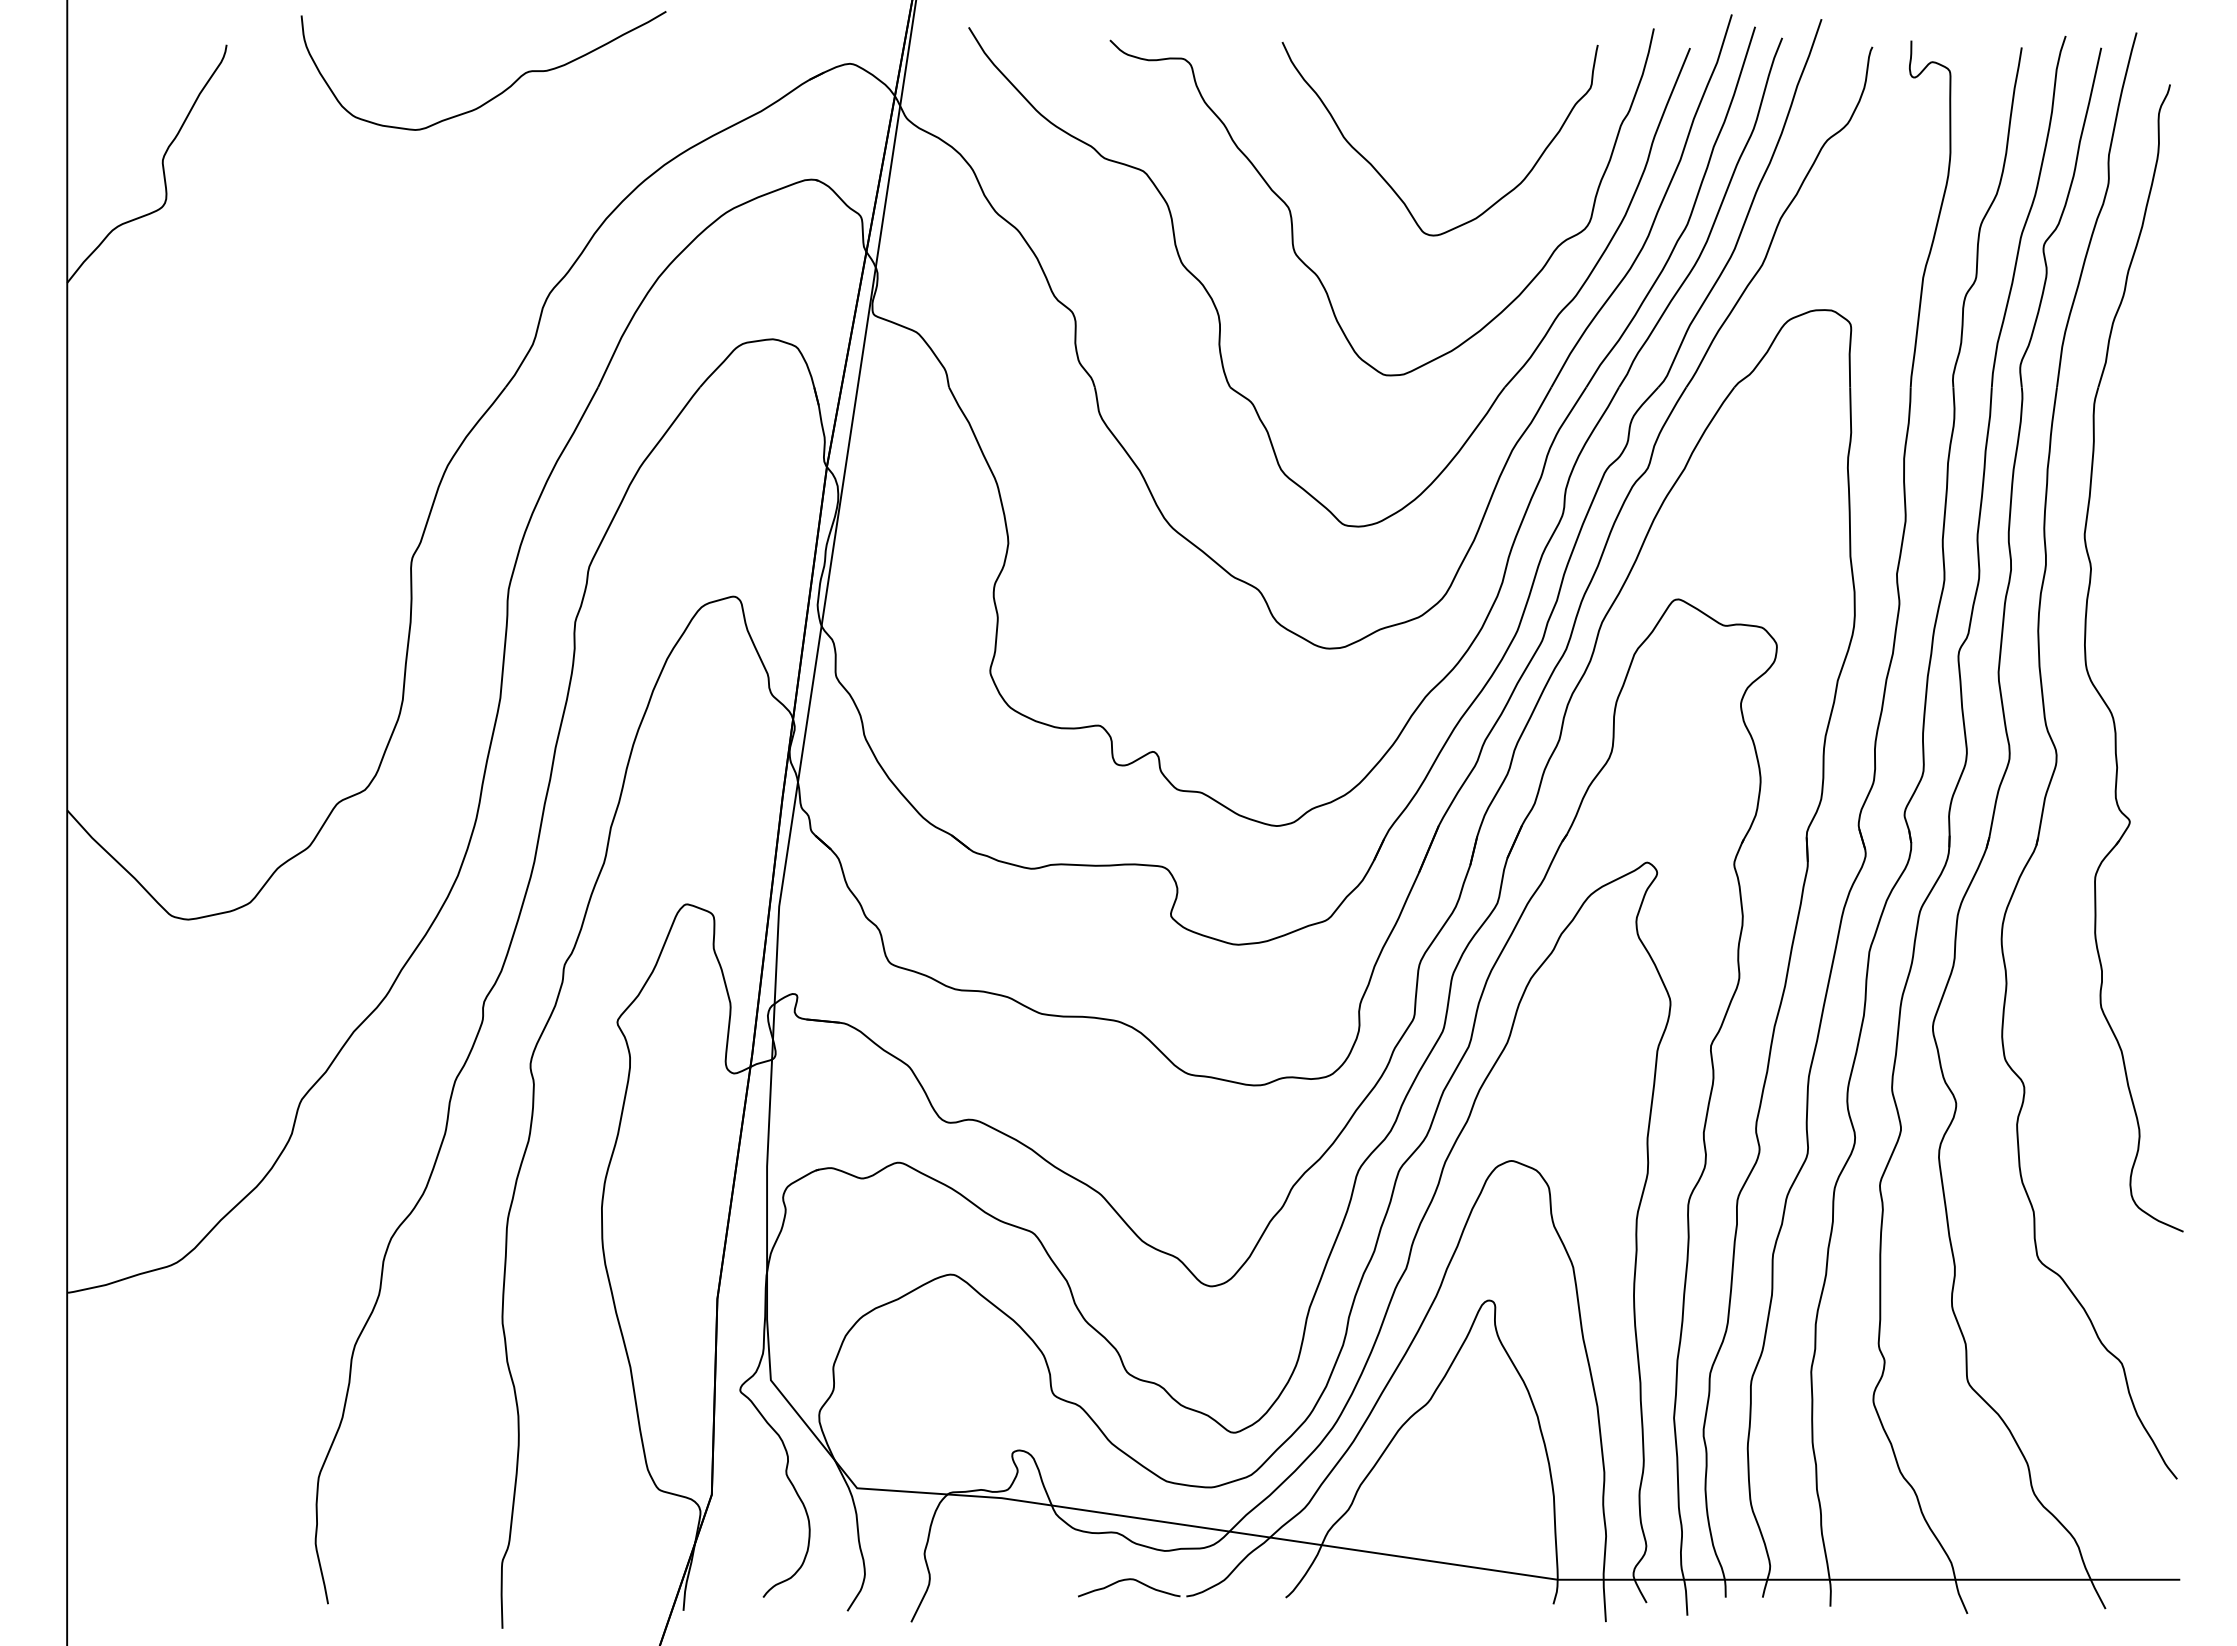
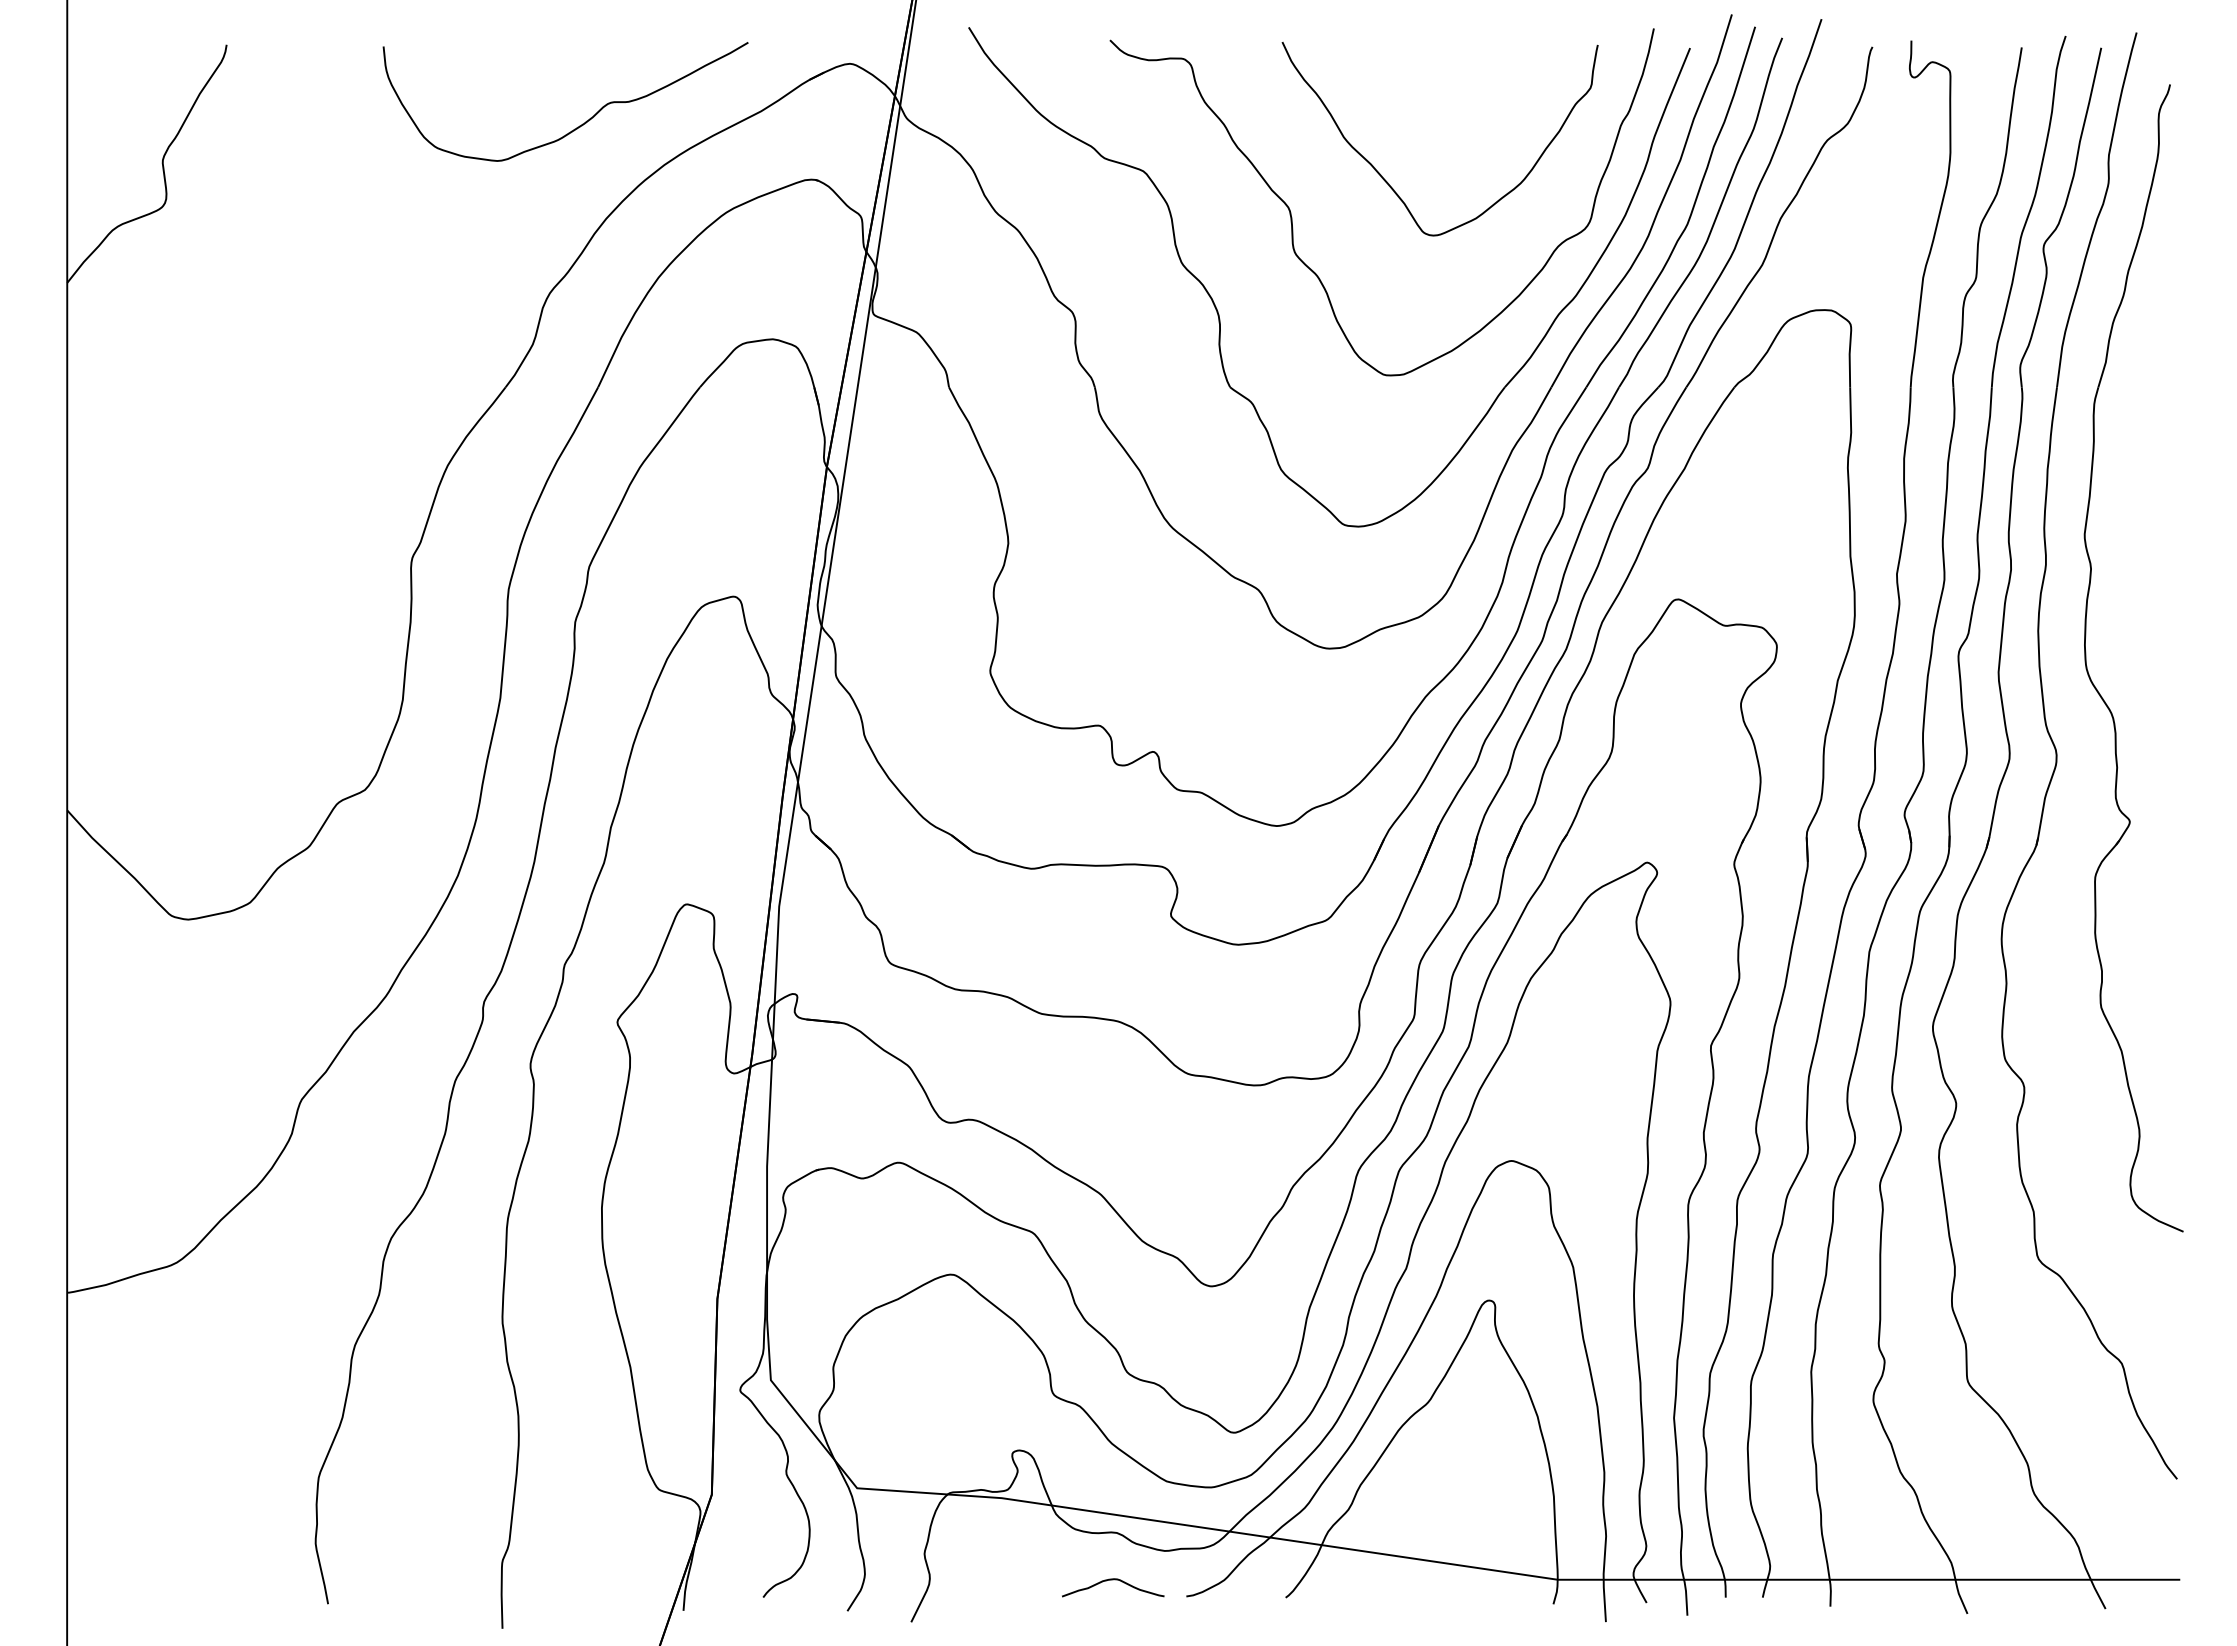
curve position: (497, 94) -> (579, 125) (579, 125)
curve position: (1129, 1580) -> (1113, 1580) (1113, 1580)
